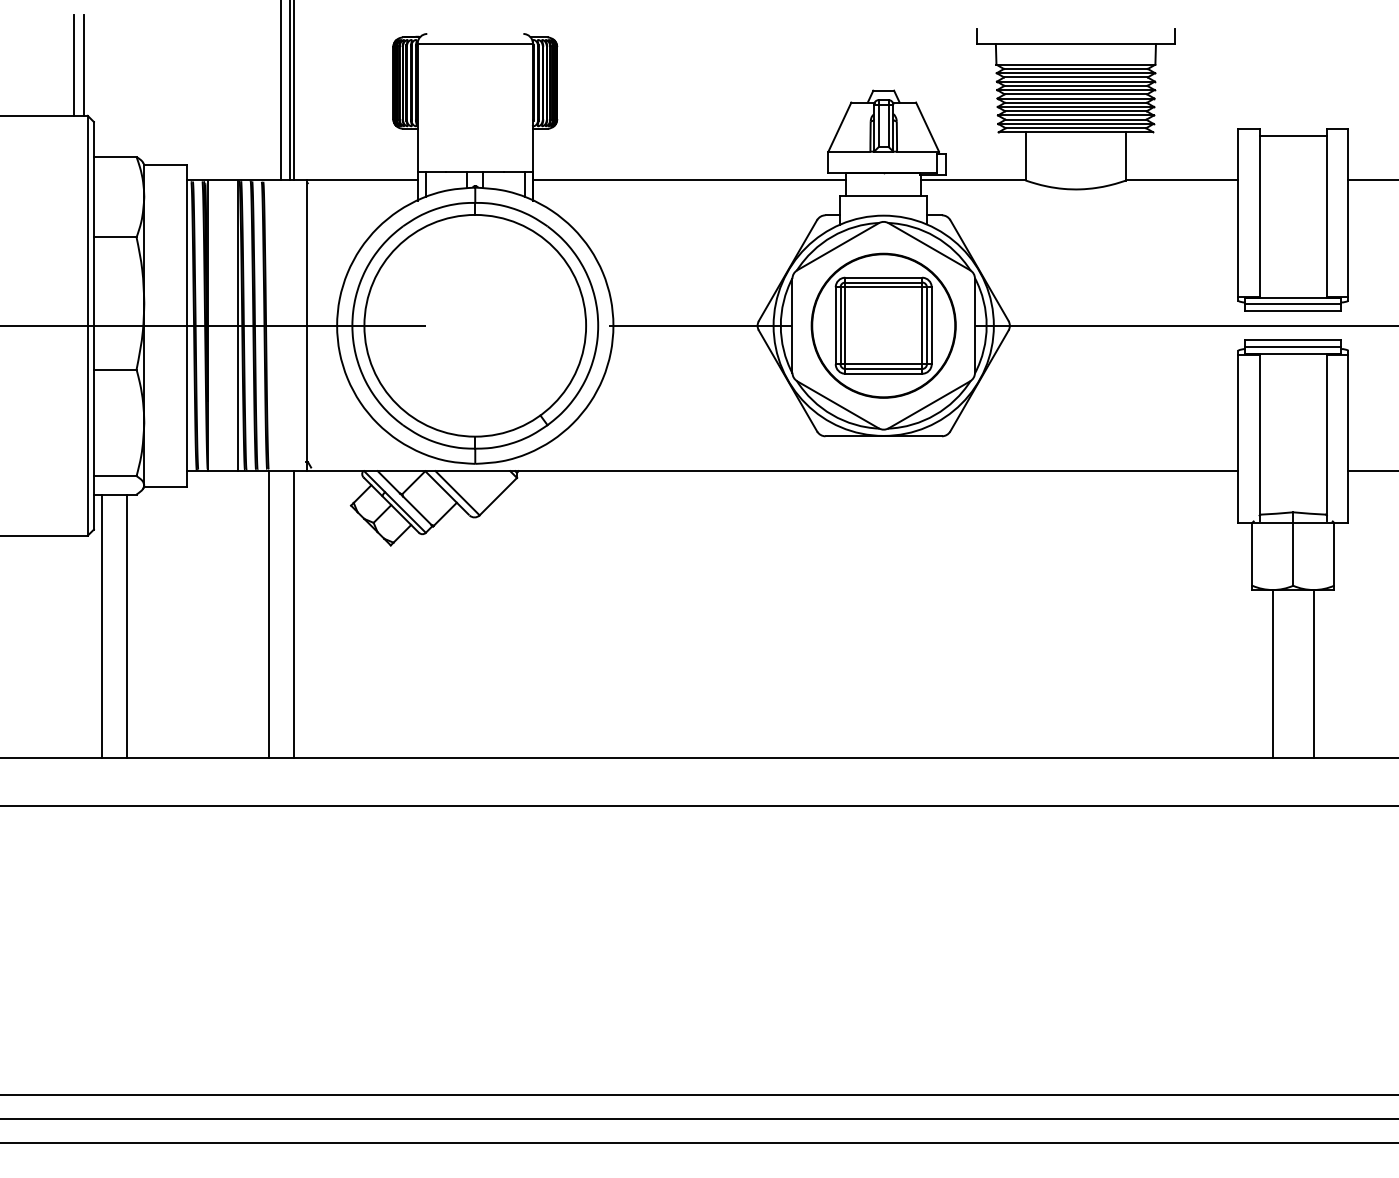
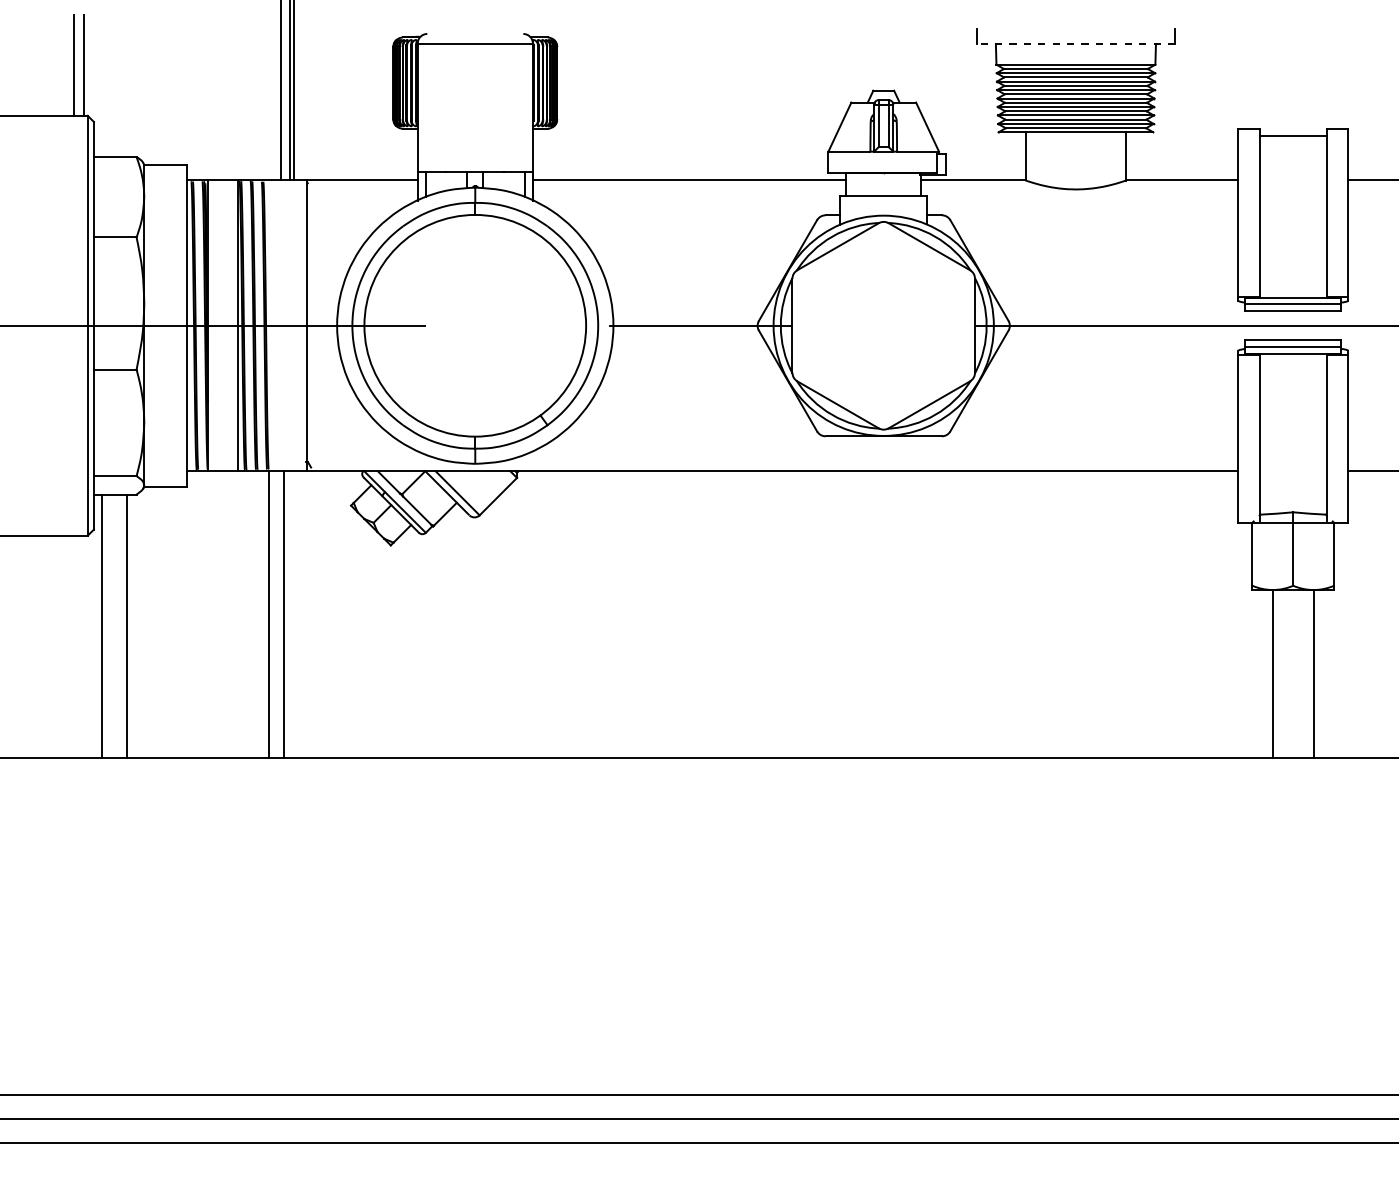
line: solid -> dashed (1075, 44)
part: present -> none (883, 325)
line position: (294, 614) -> (284, 614) (284, 614)
line: present -> none (698, 806)
